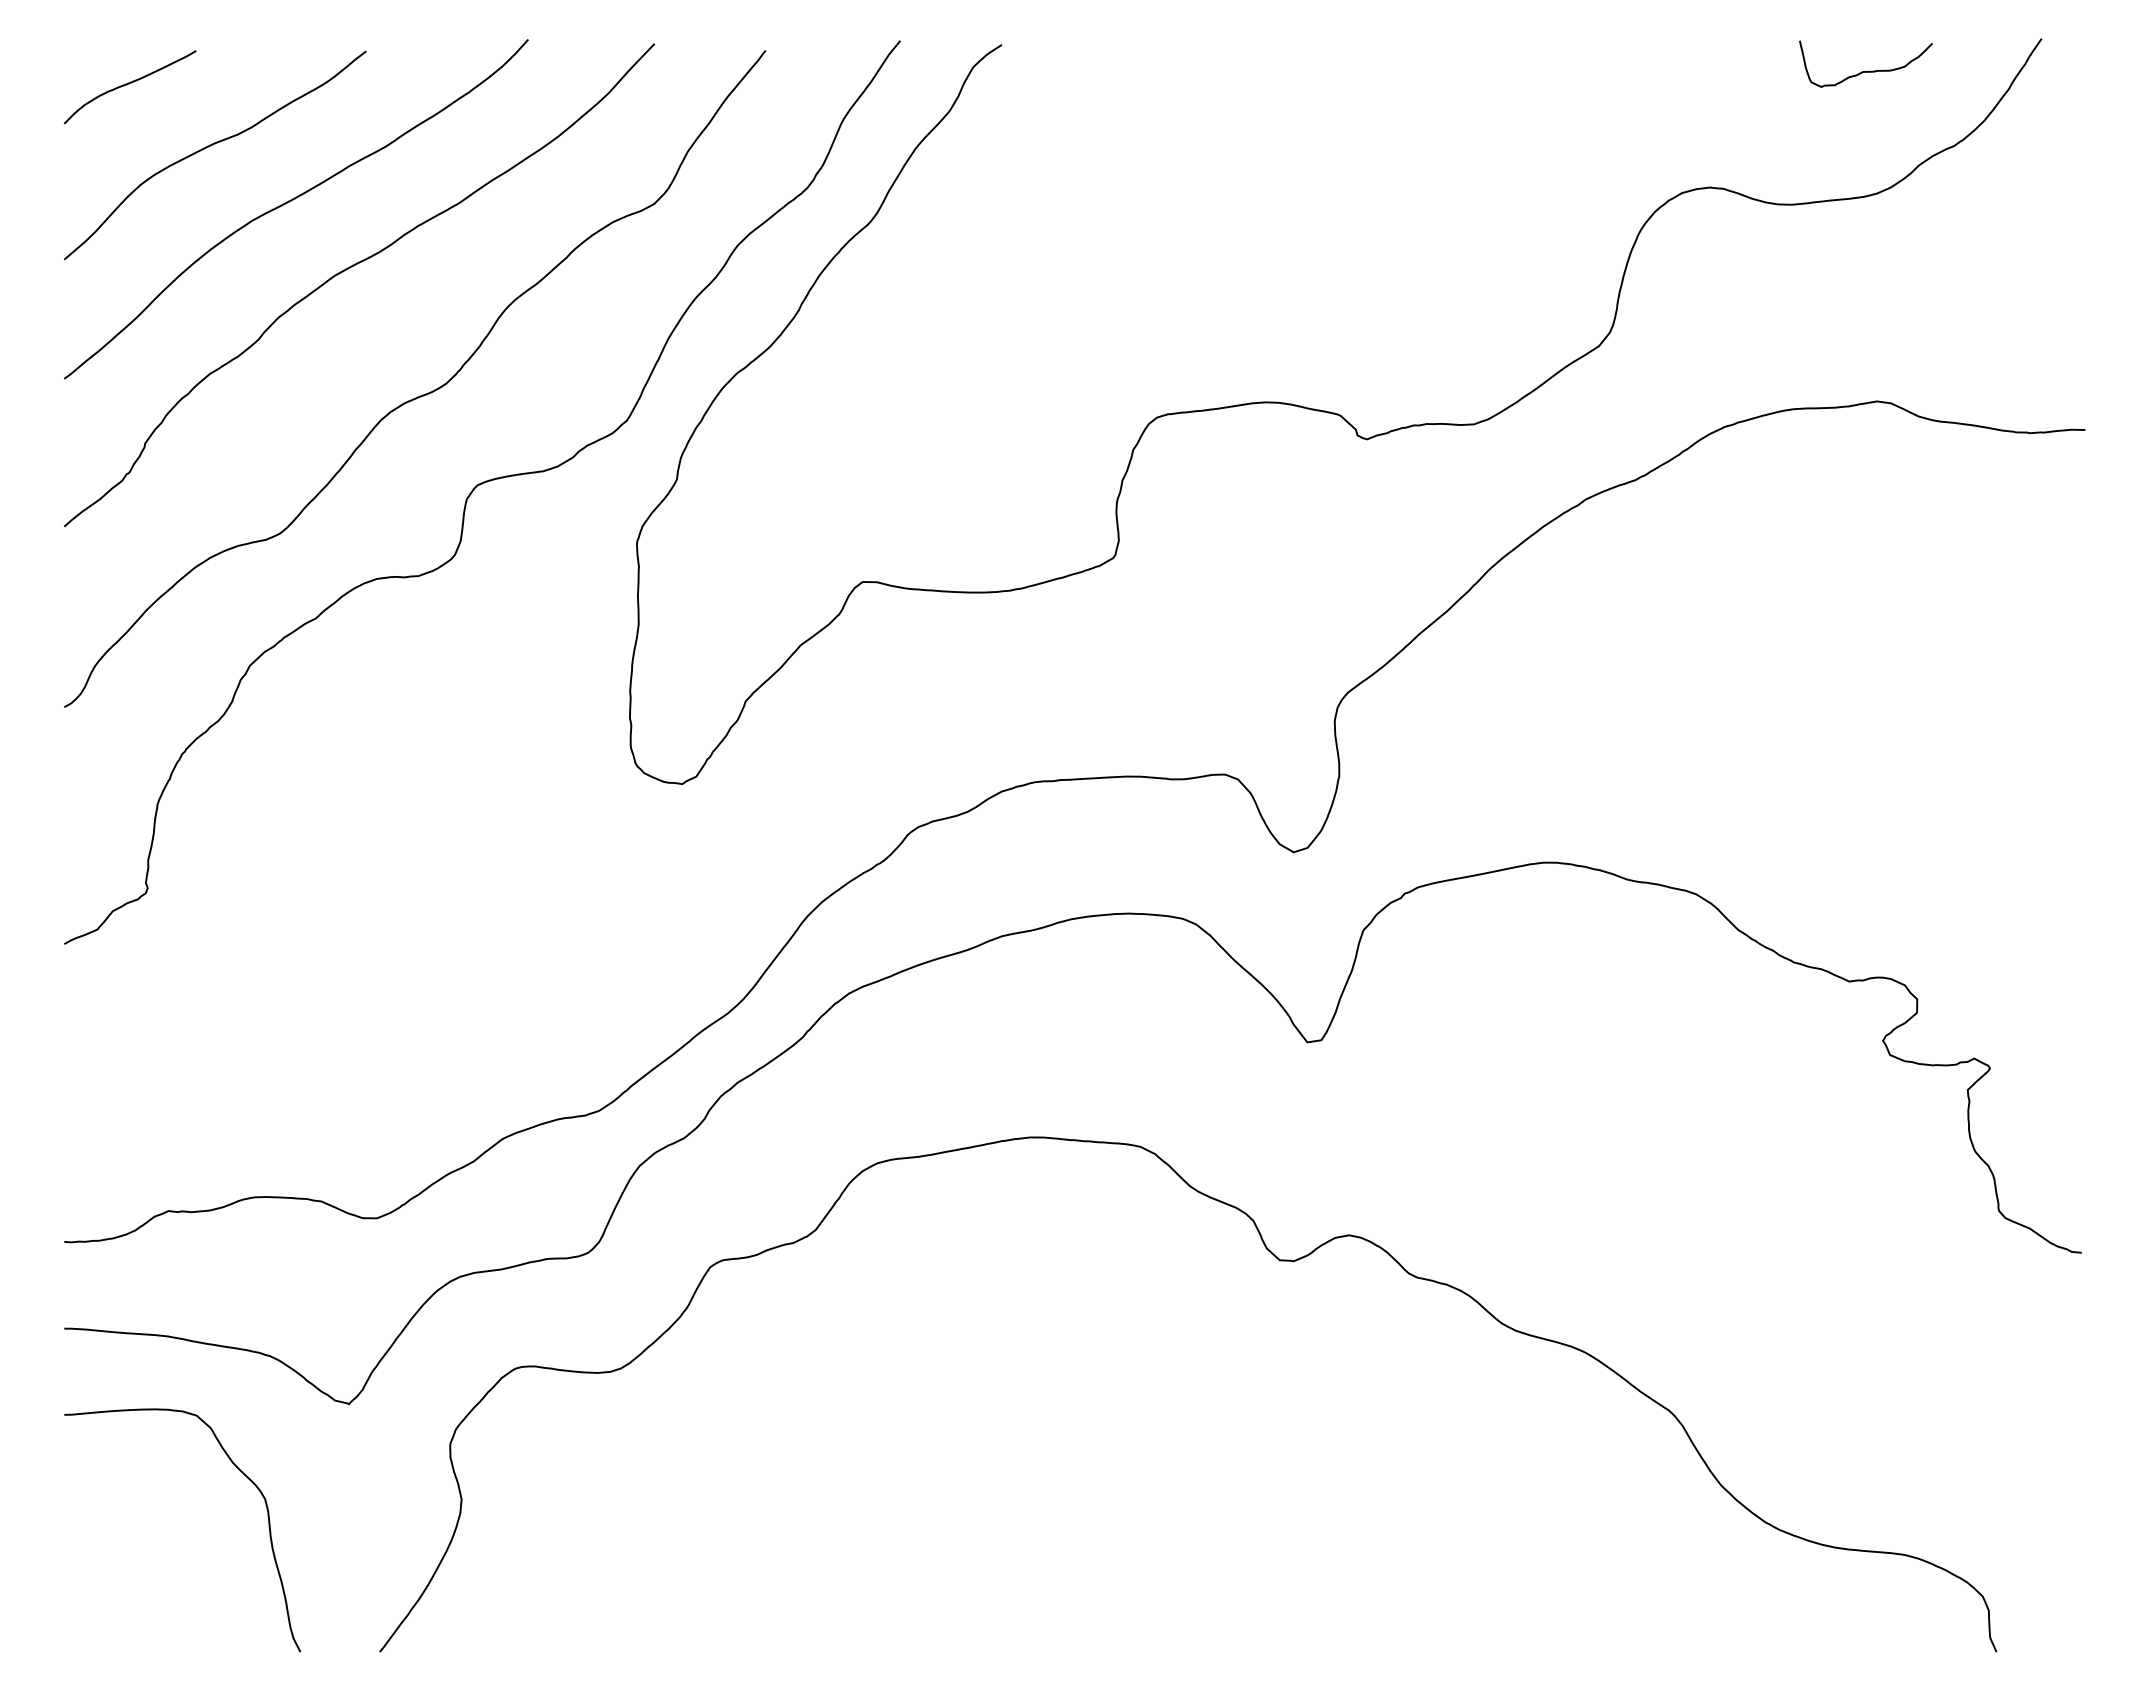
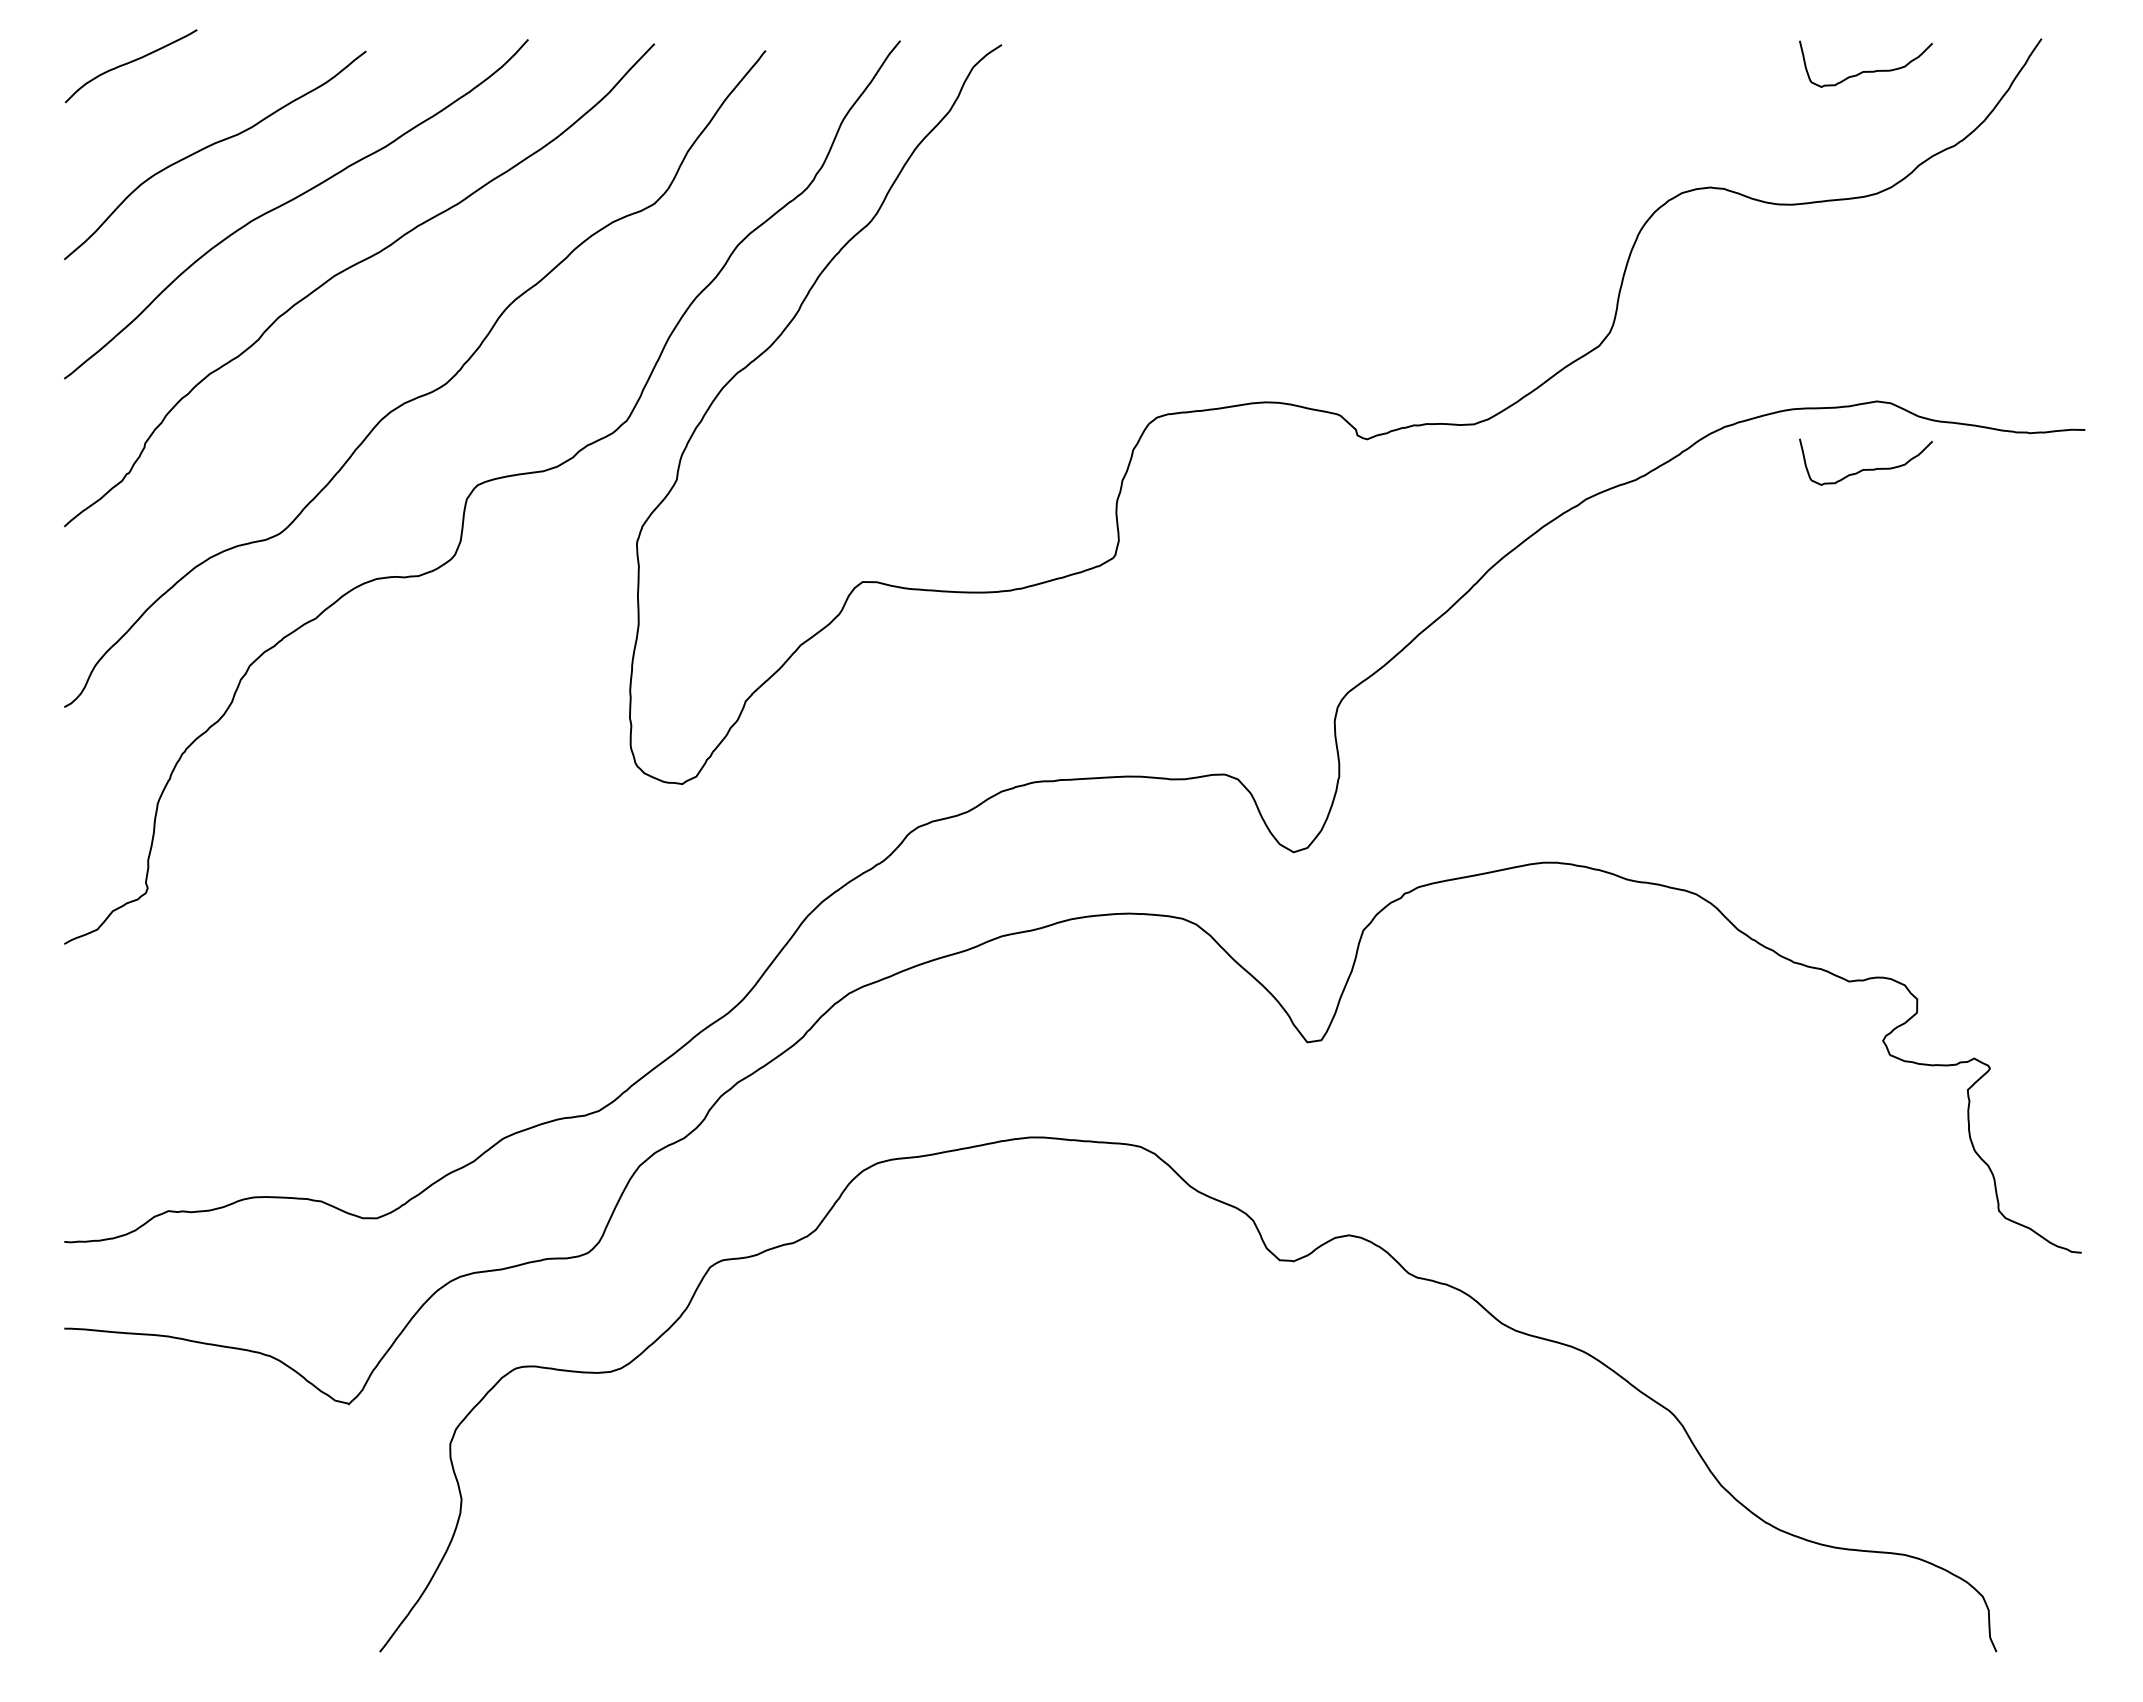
curve position: (129, 84) -> (130, 63) (130, 63)
curve: none -> present (1865, 469)
curve: present -> none (240, 1471)
